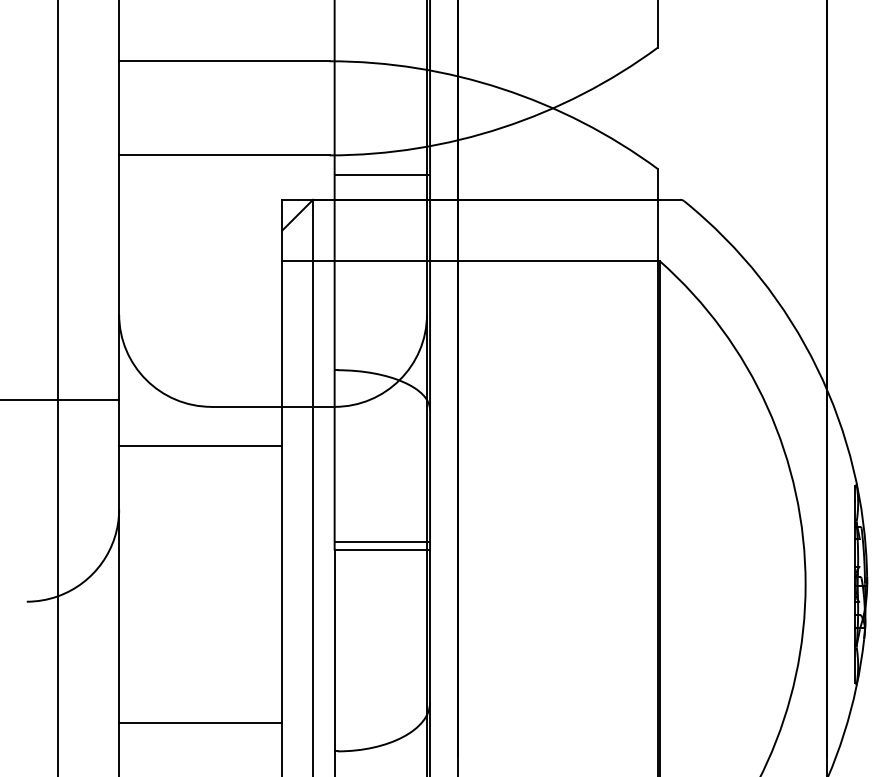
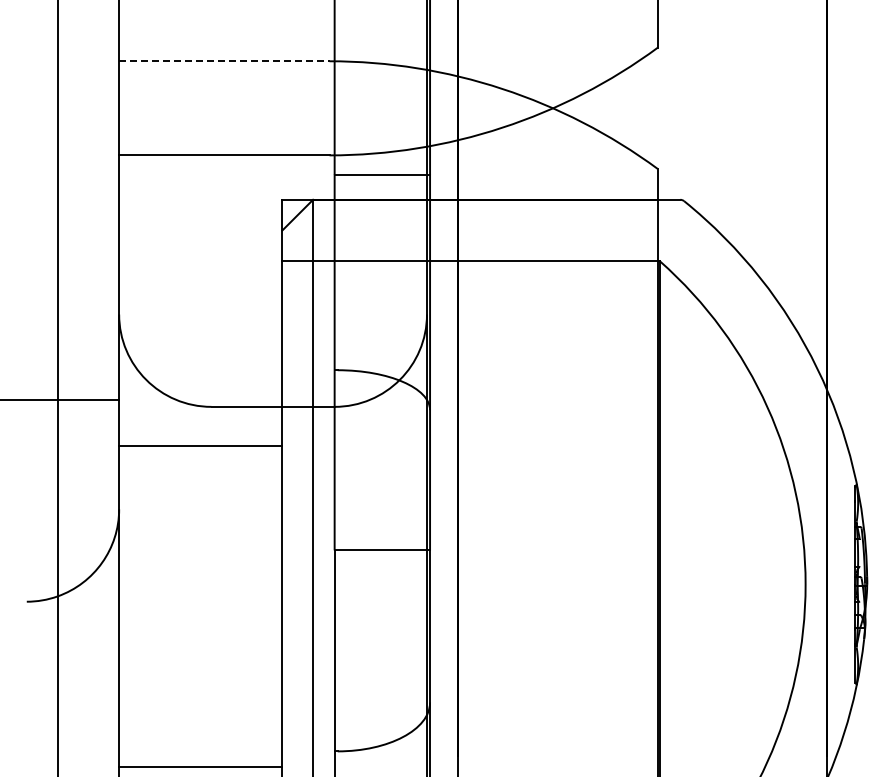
line: solid -> dashed (224, 61)
line: present -> none (382, 541)
line position: (200, 723) -> (200, 767) (200, 767)
